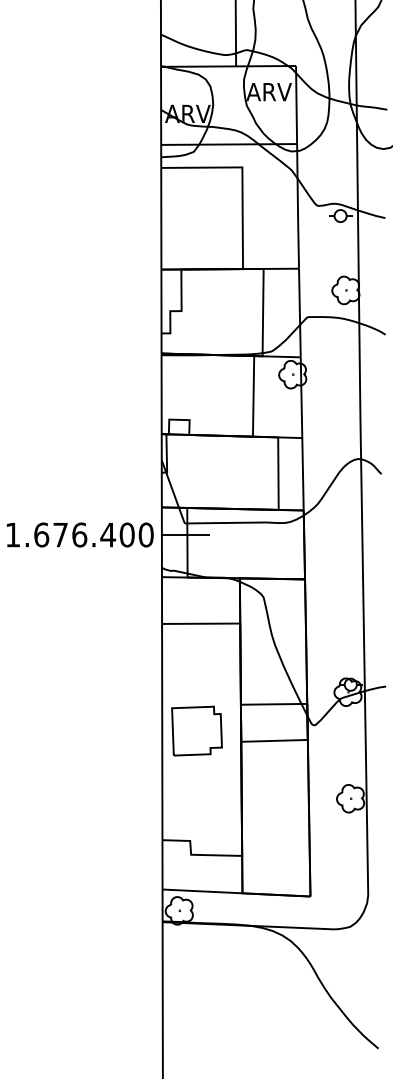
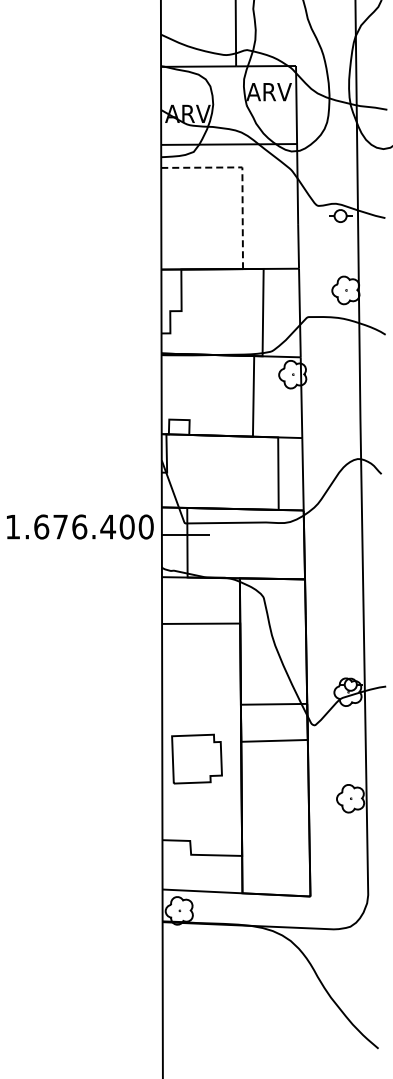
line: solid -> dashed (242, 177)
text position: (80, 534) -> (80, 526) (80, 526)
part position: (196, 730) -> (196, 758) (196, 758)
